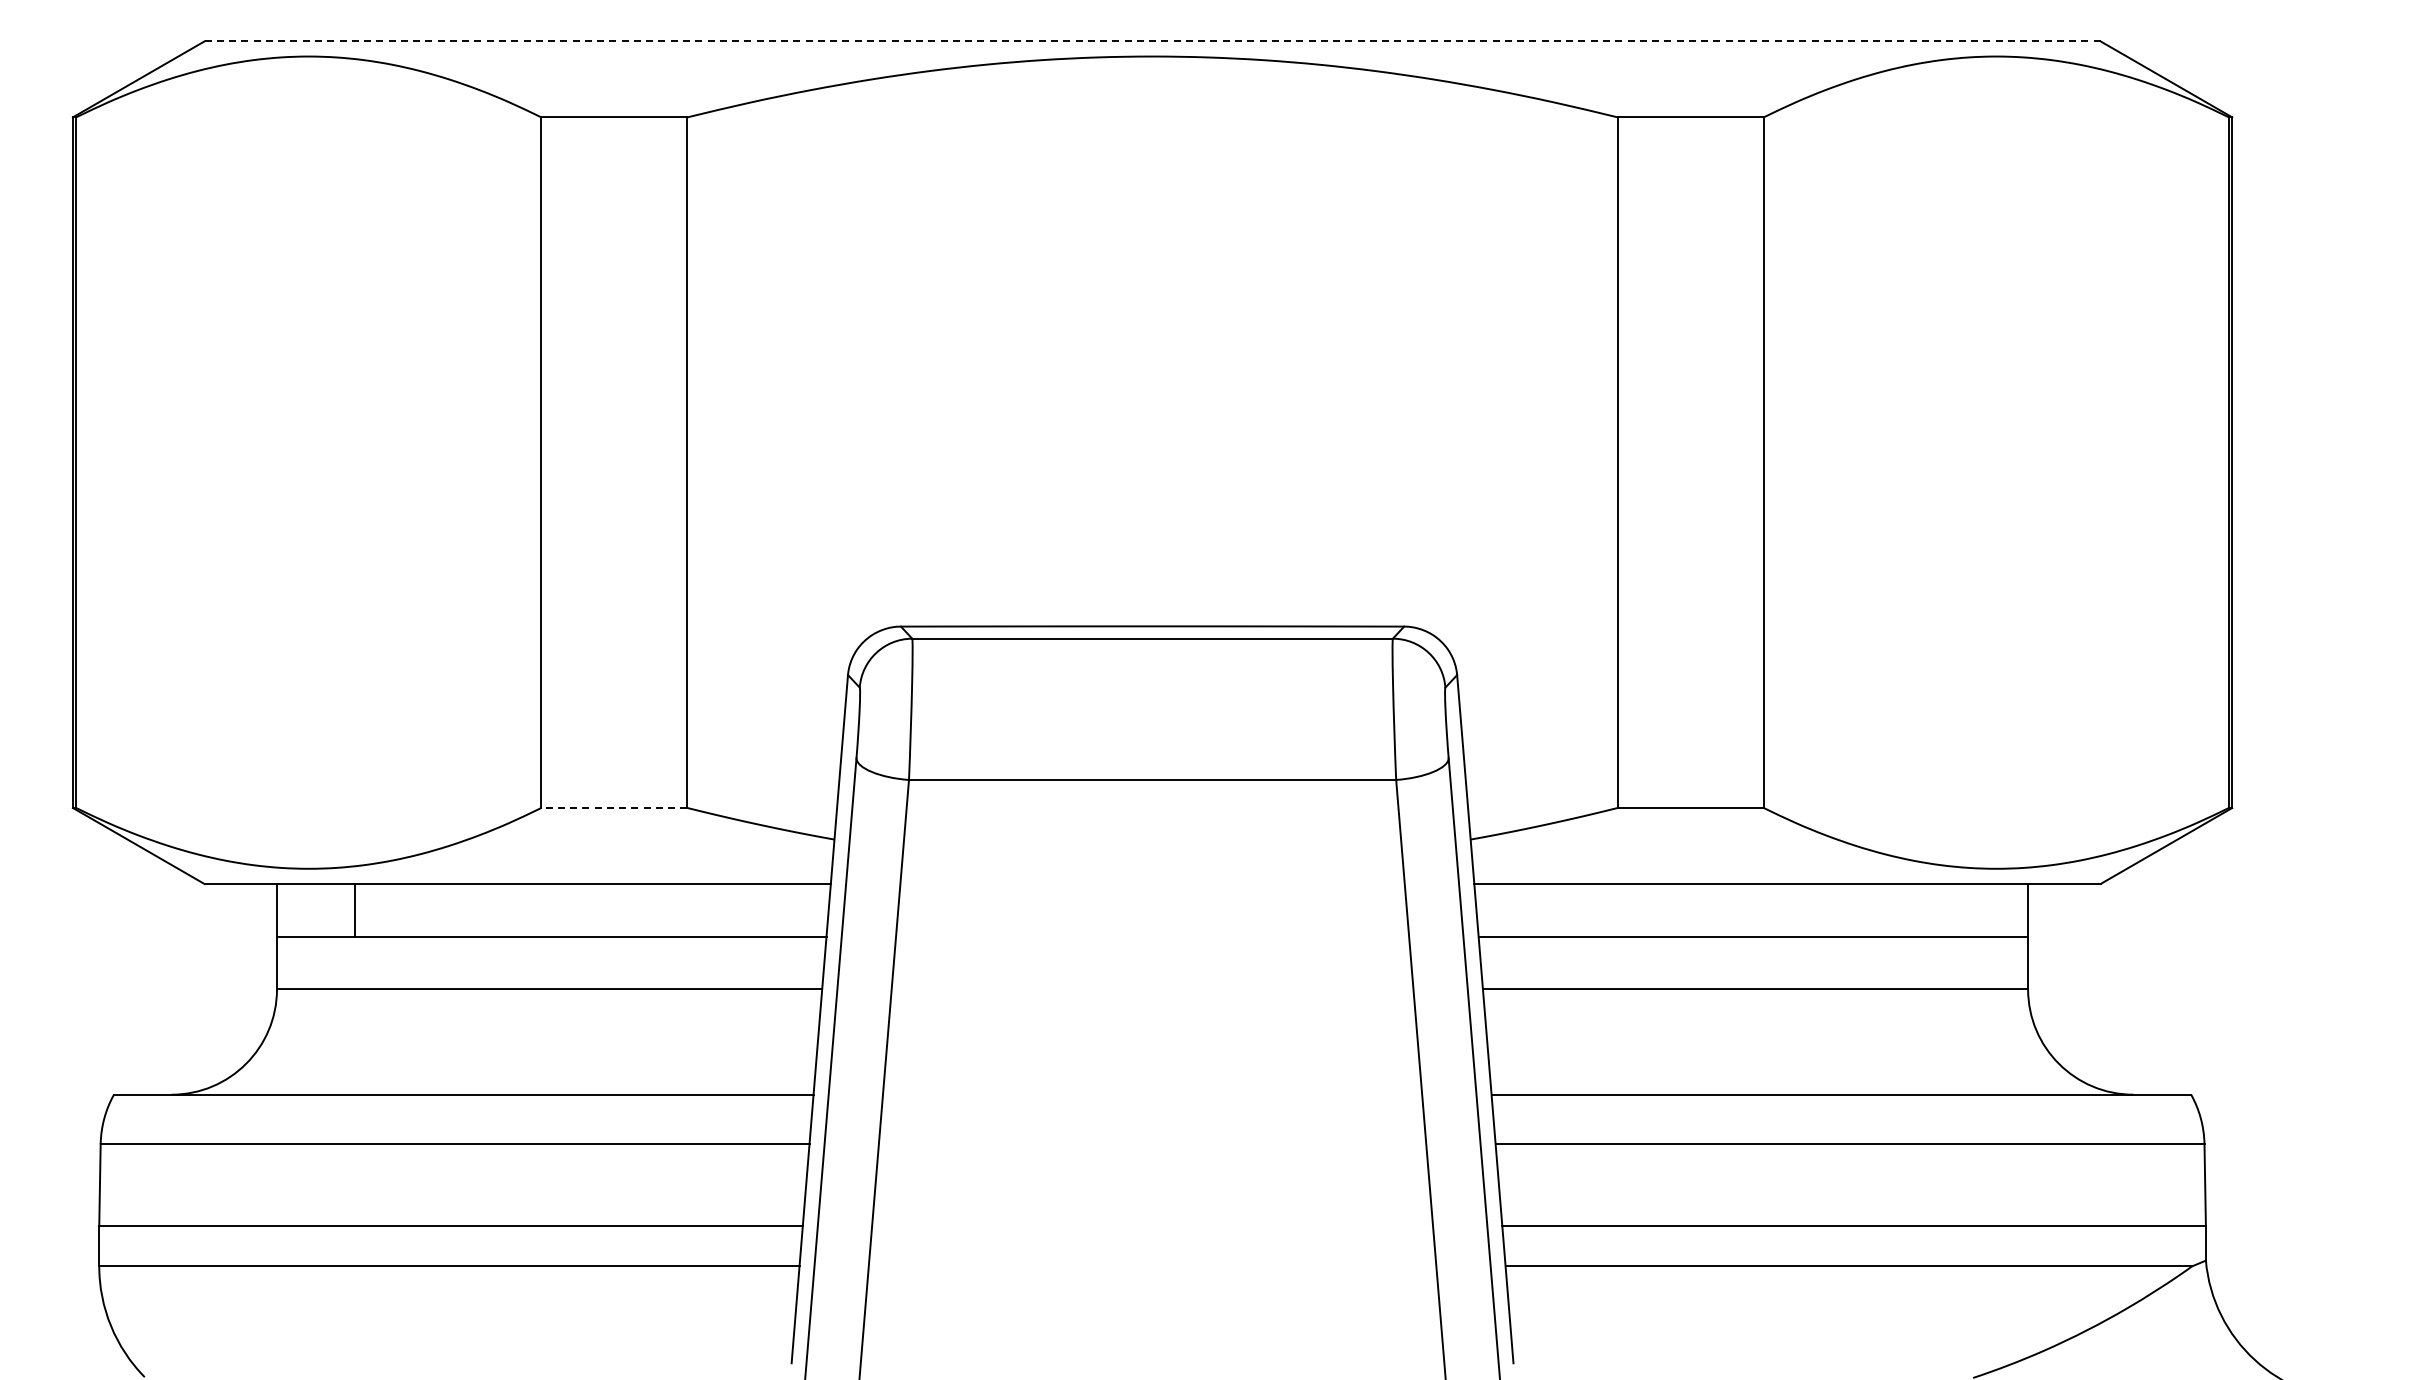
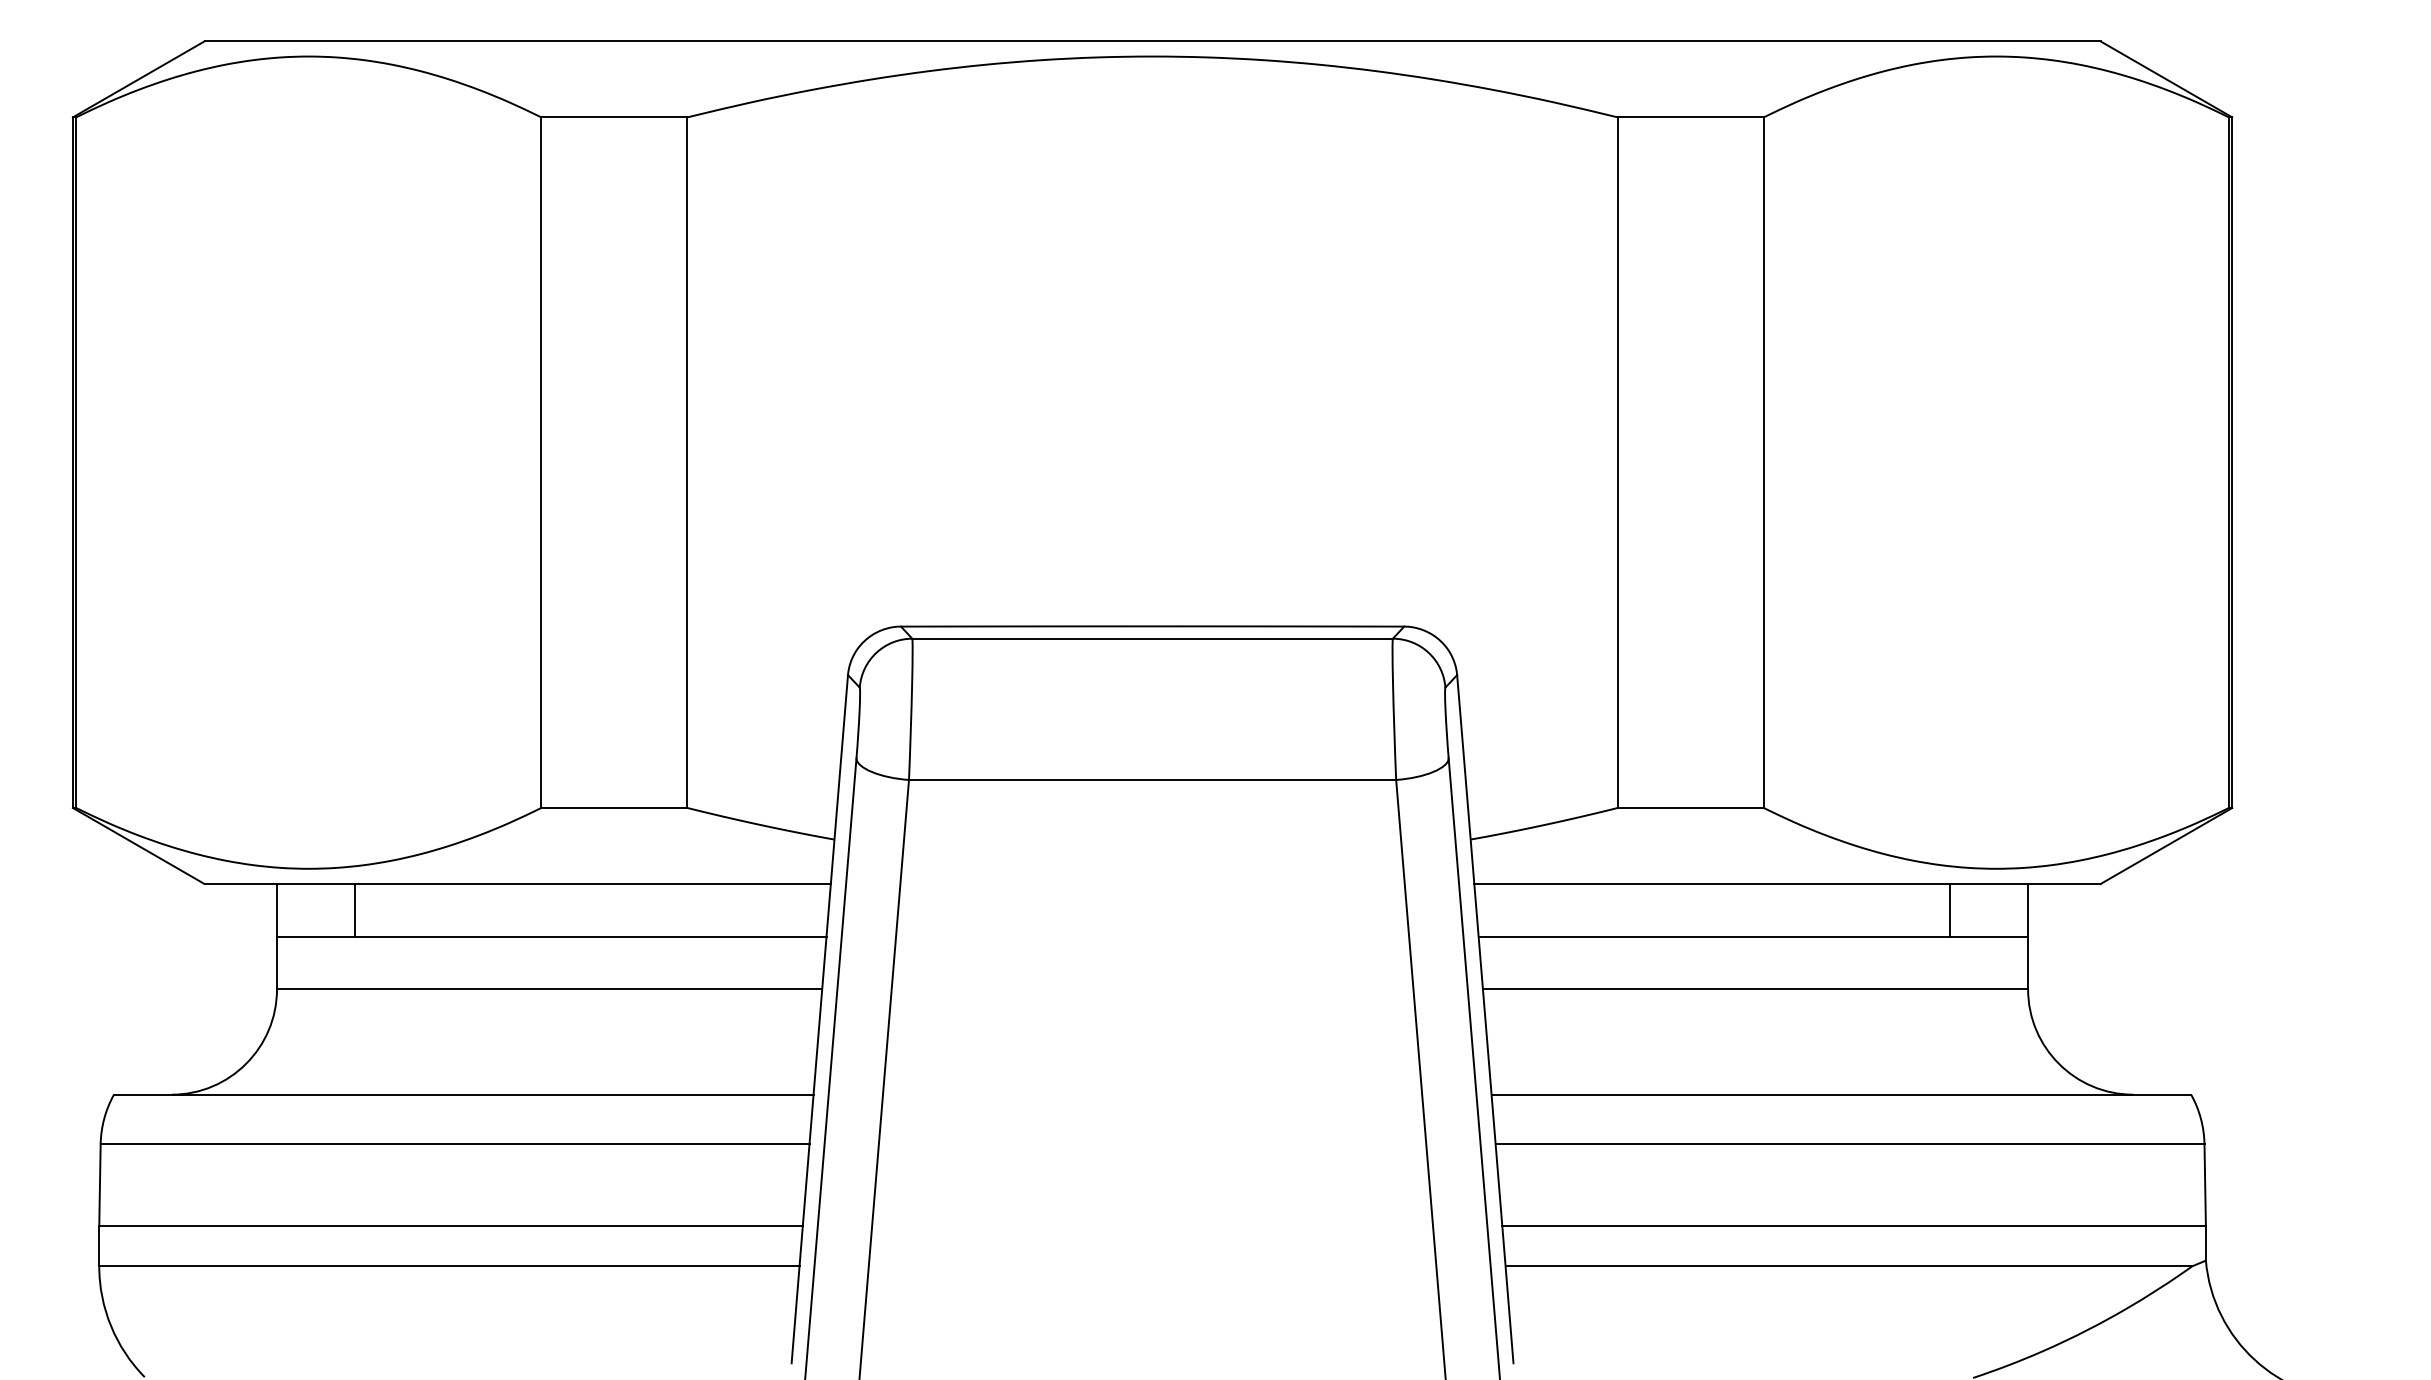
line: dashed -> solid (1152, 41)
line: dashed -> solid (613, 807)
line: none -> present (1950, 910)
